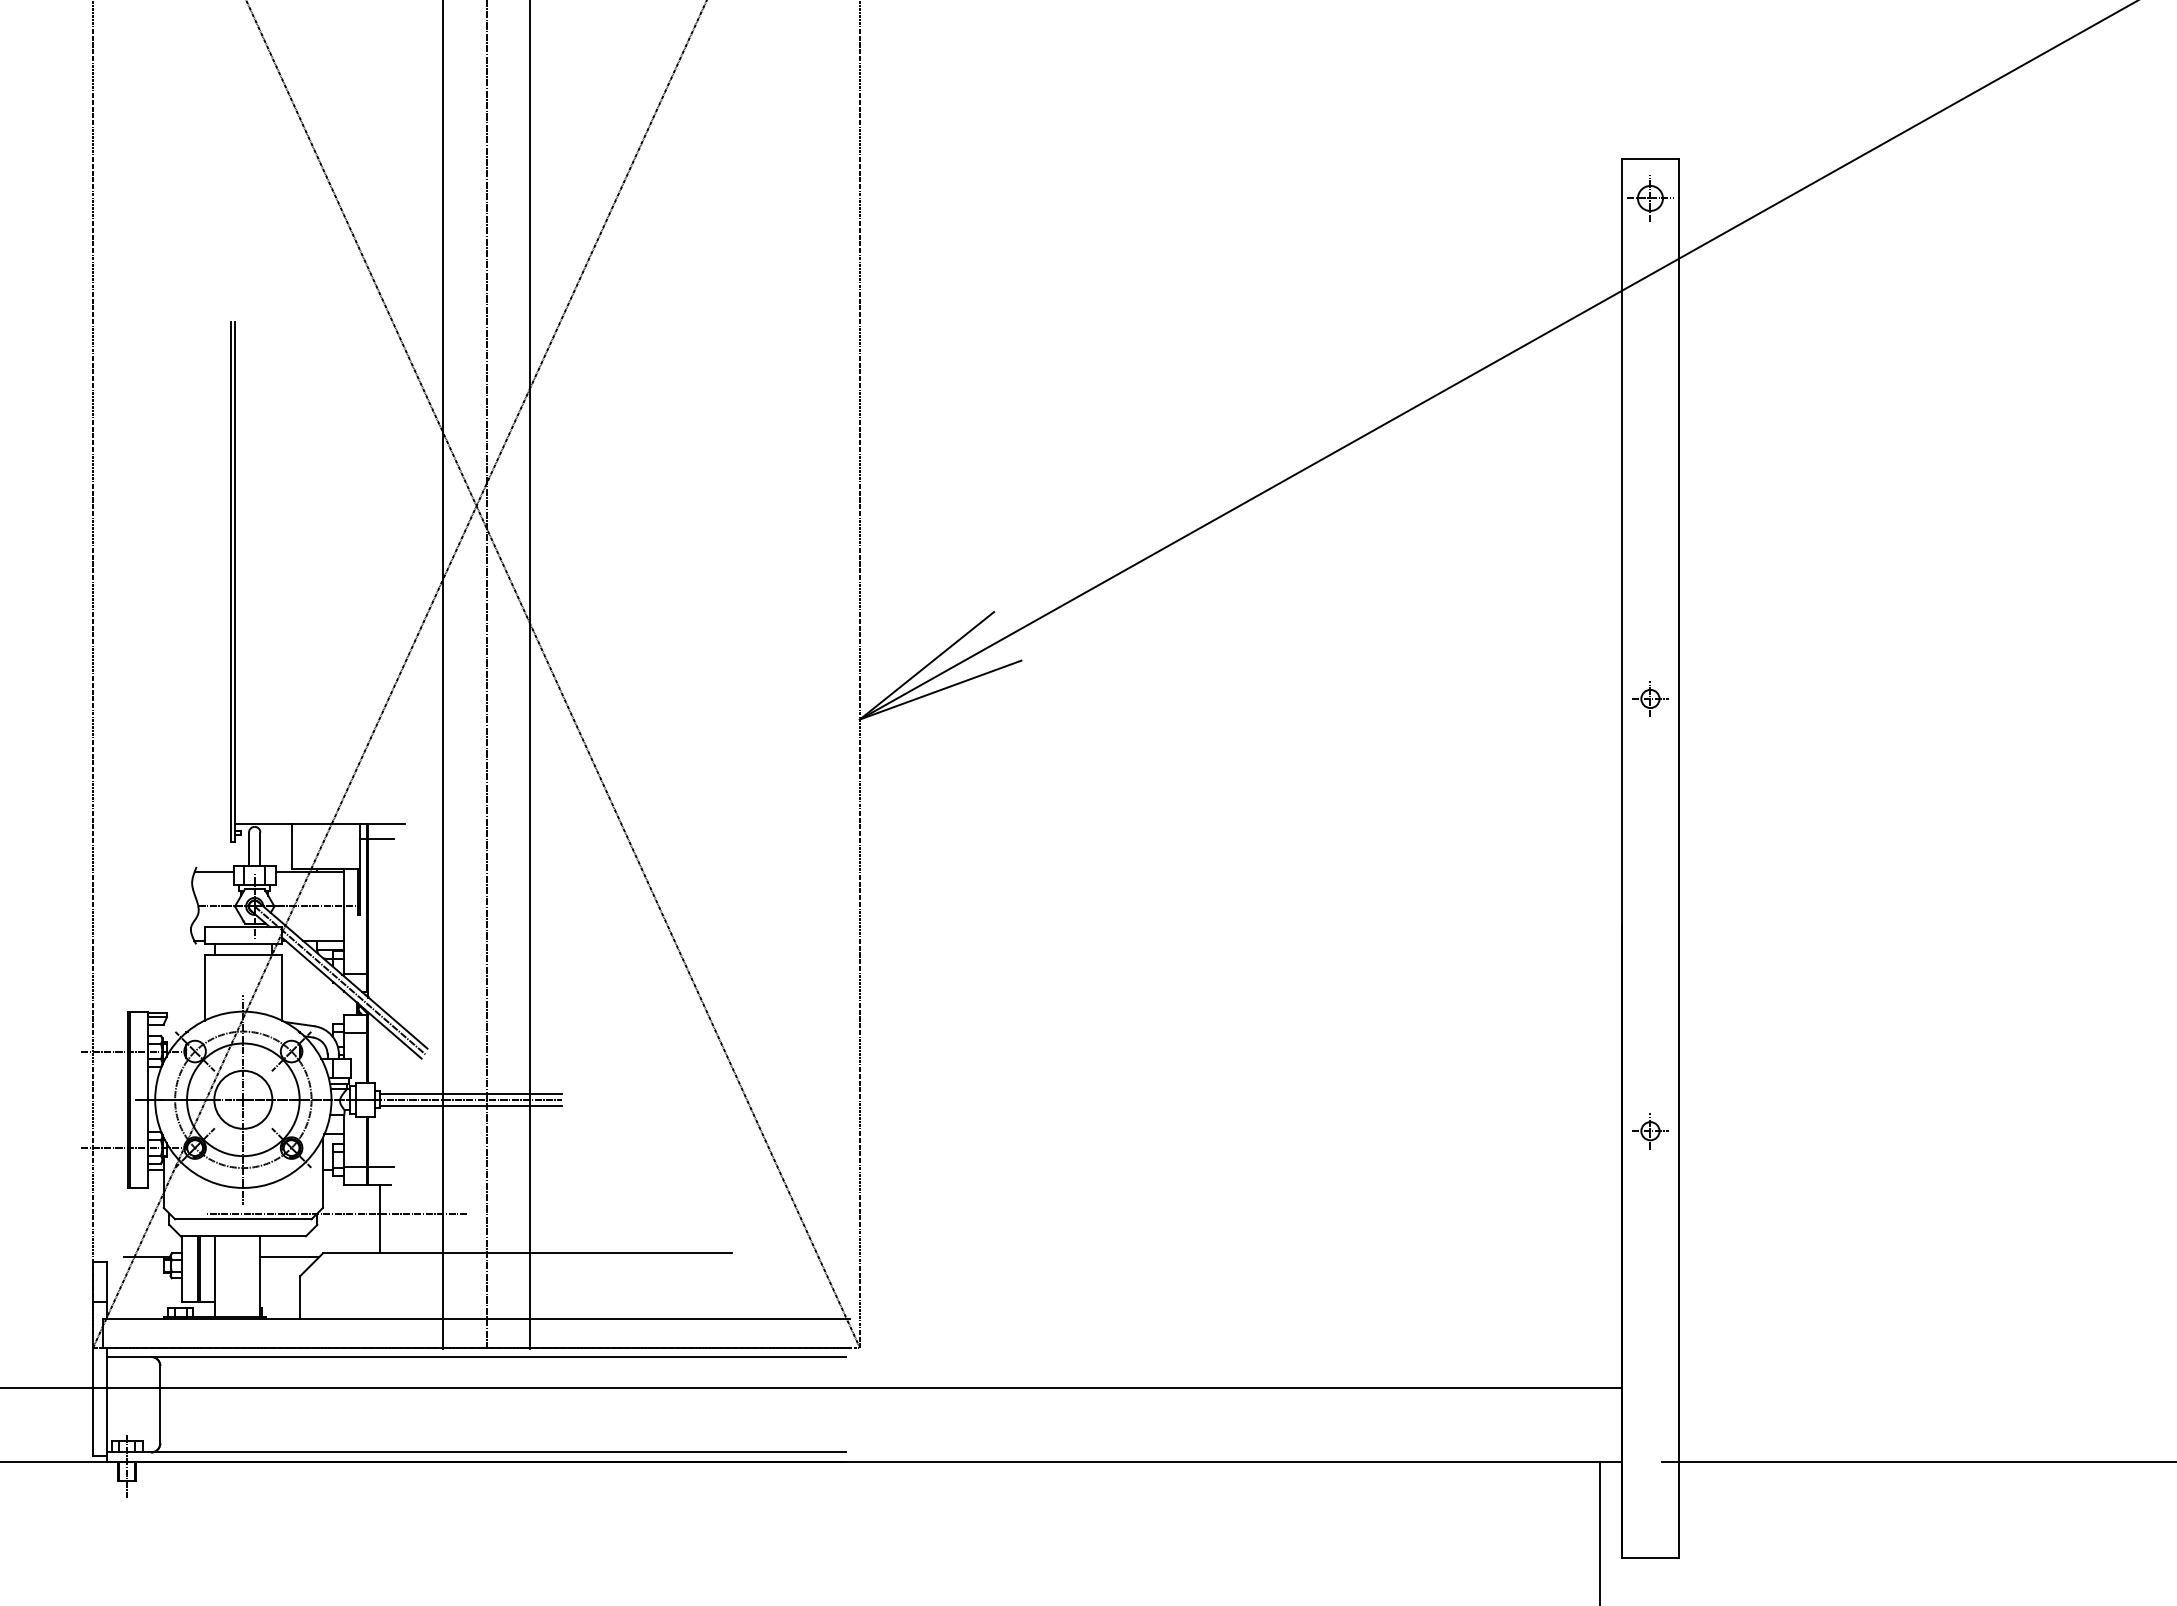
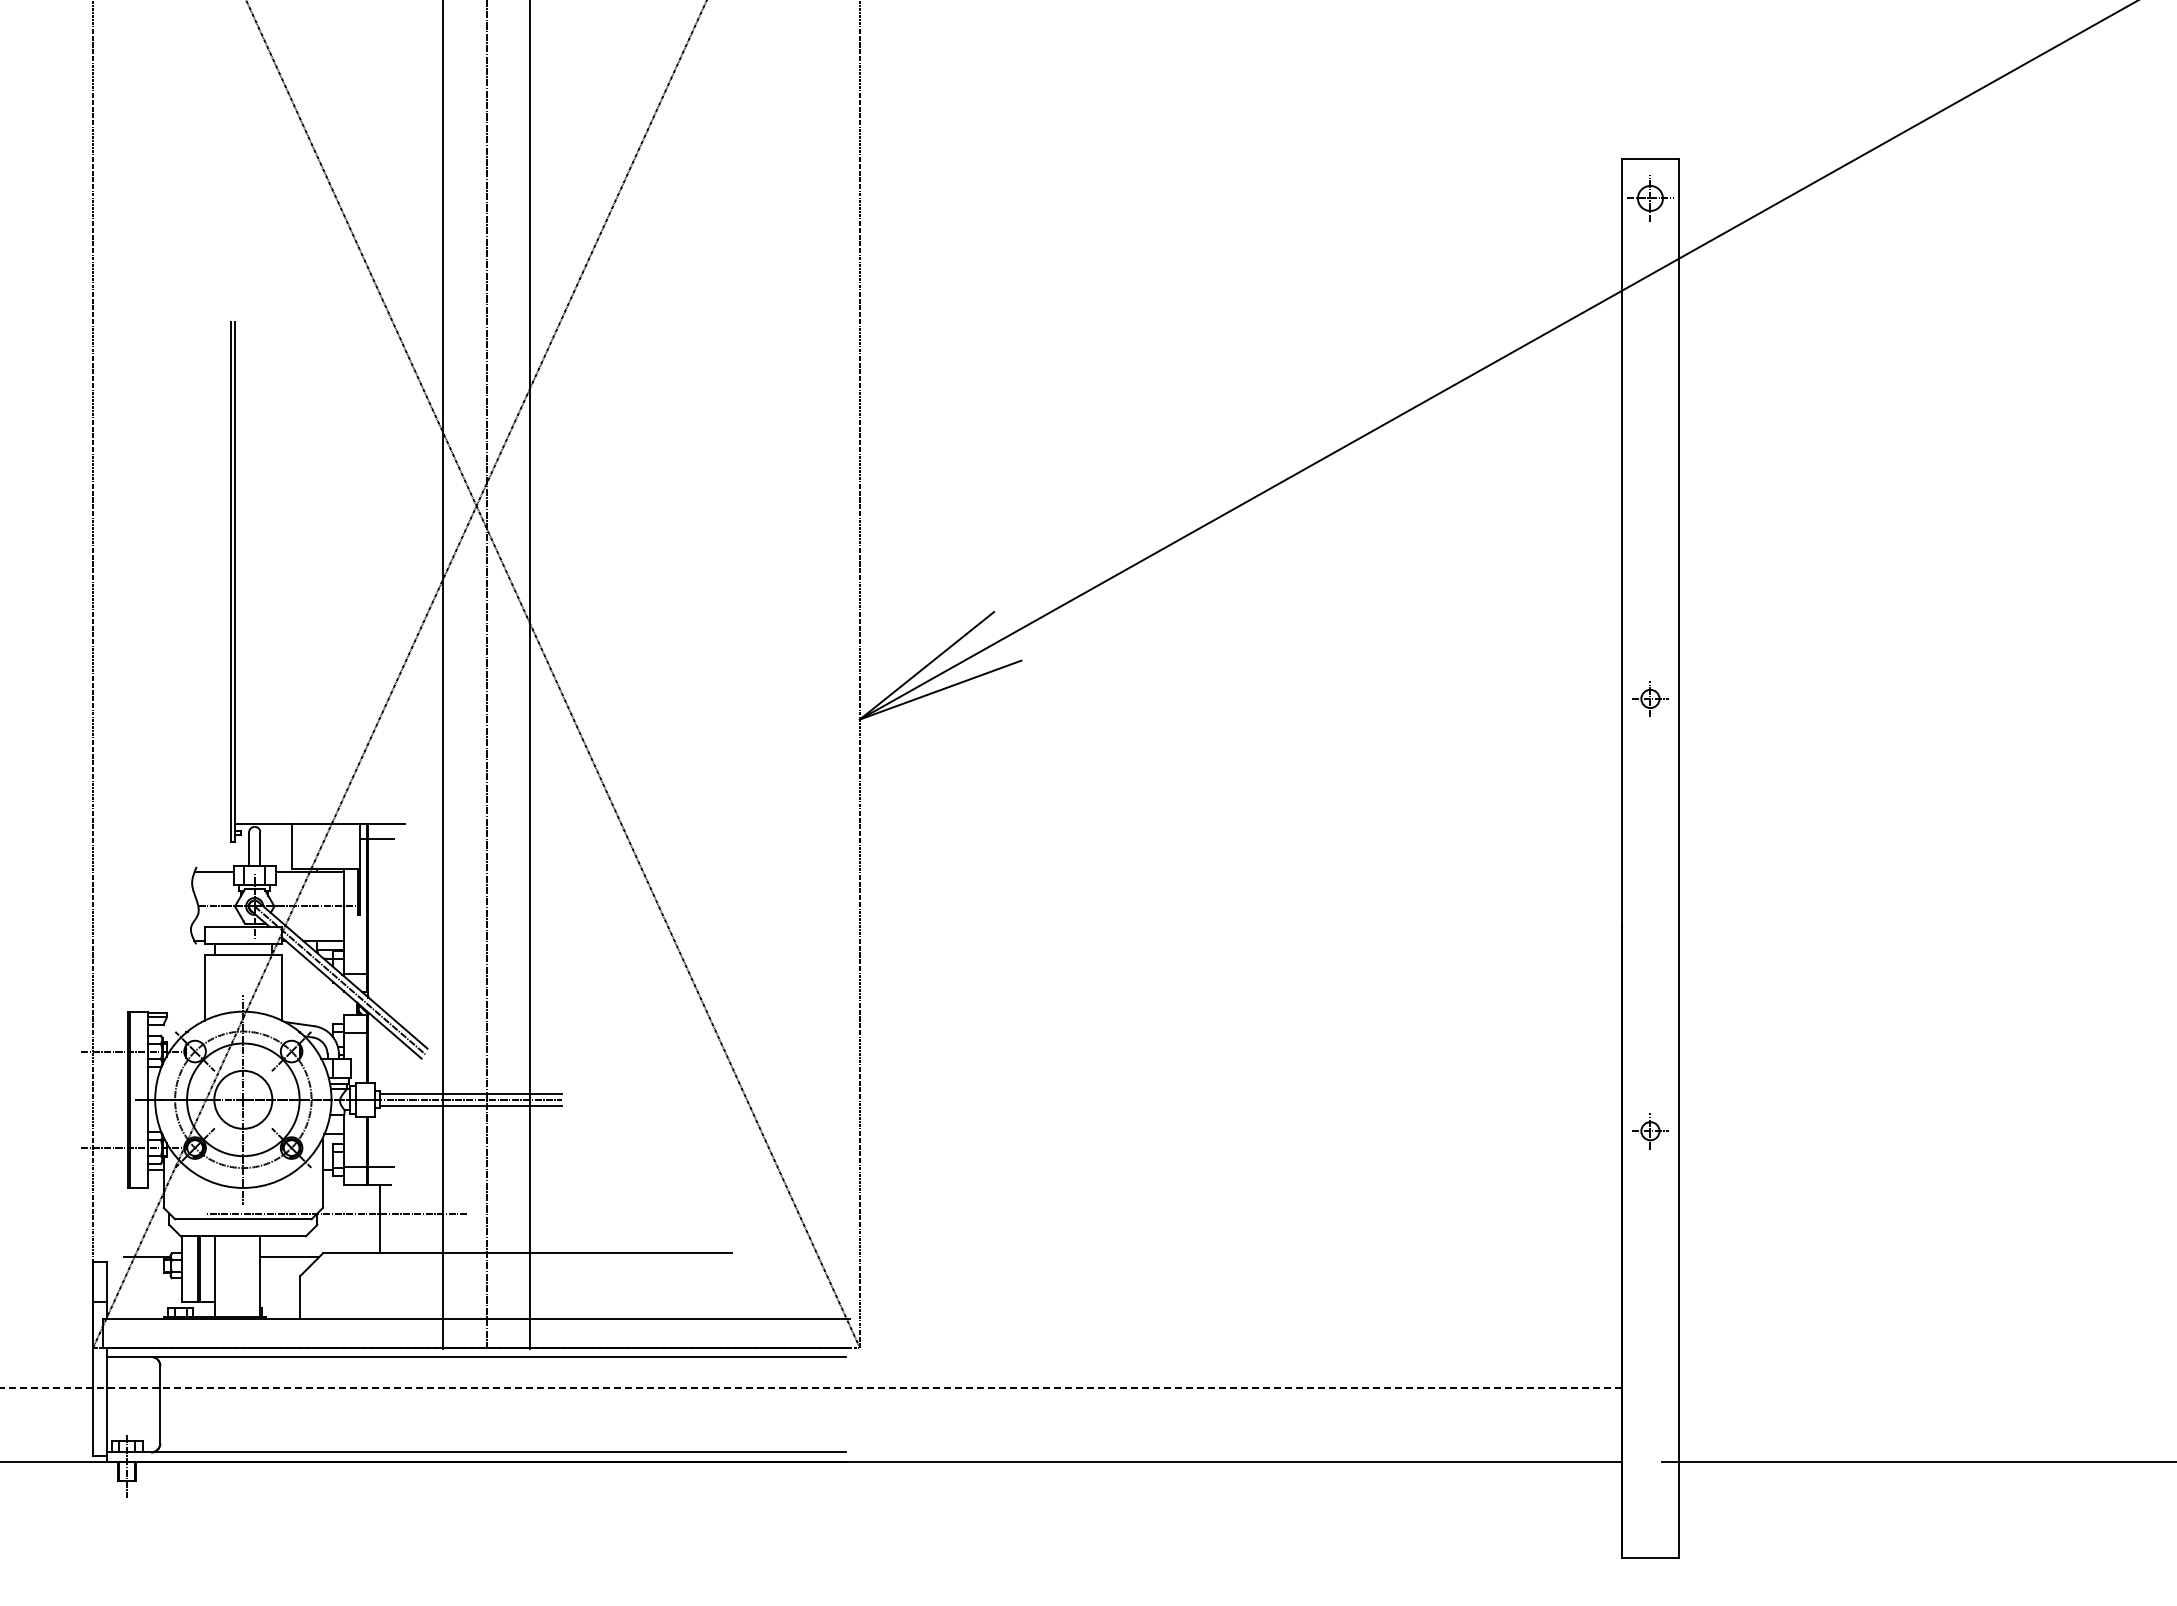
line: solid -> dashed (811, 1387)
line: present -> none (1599, 1531)
